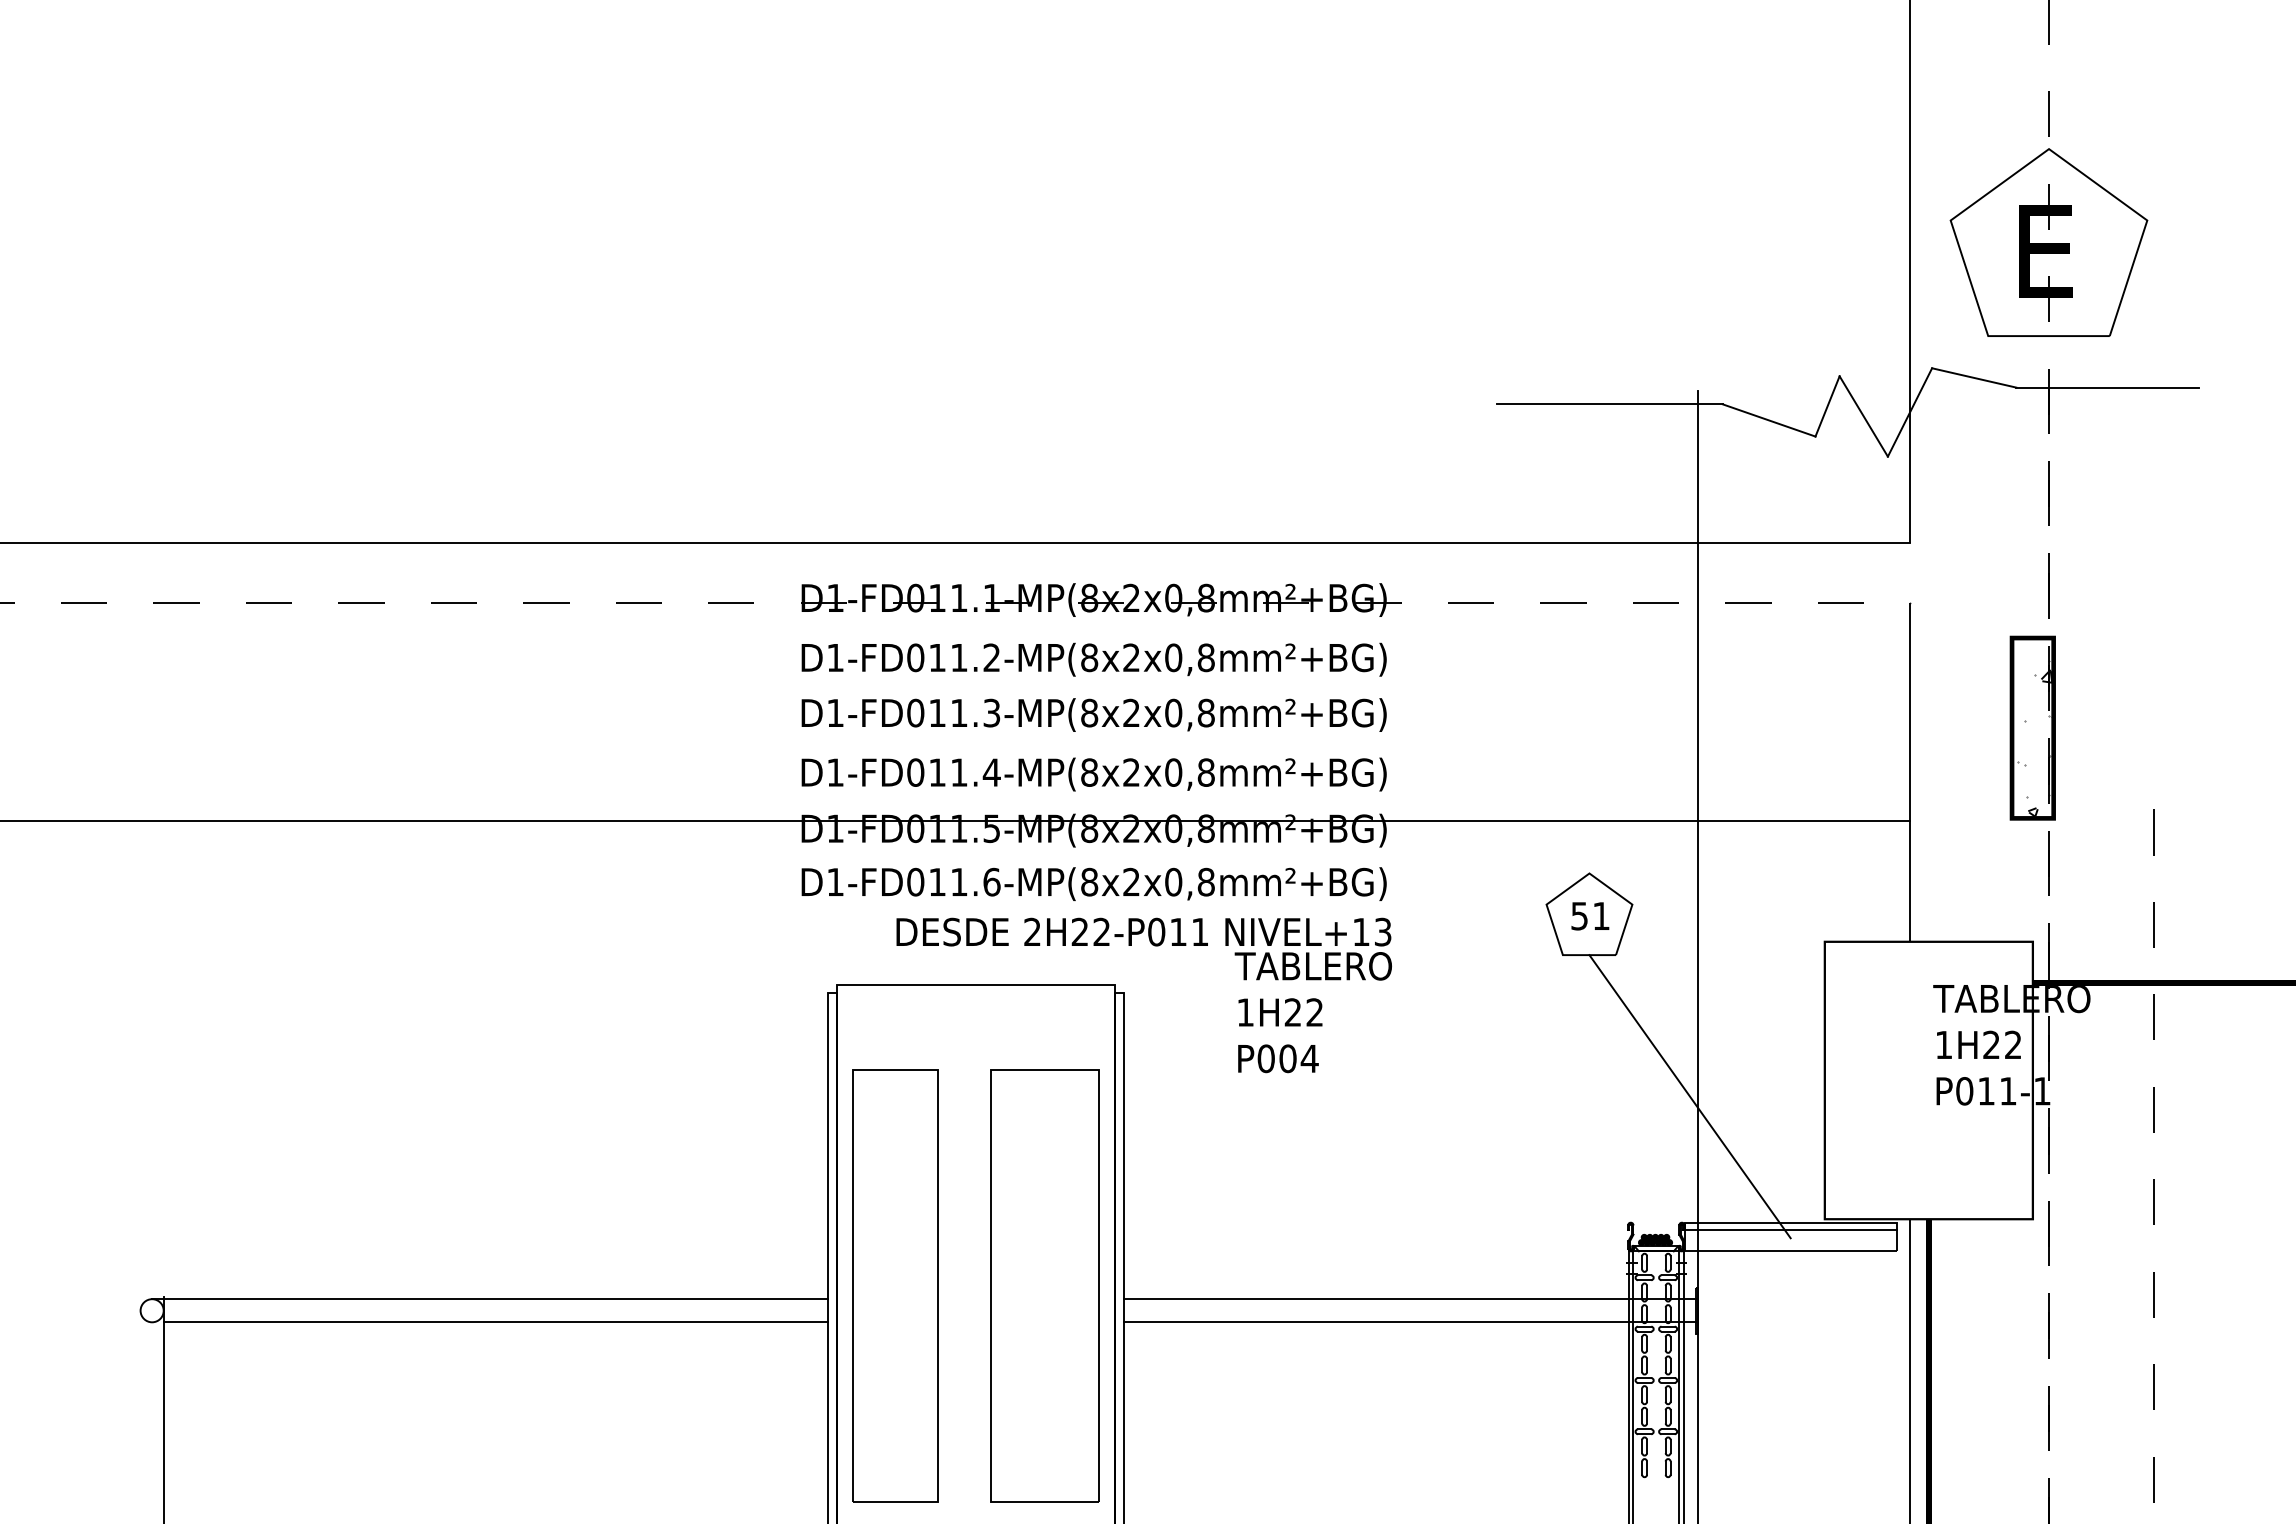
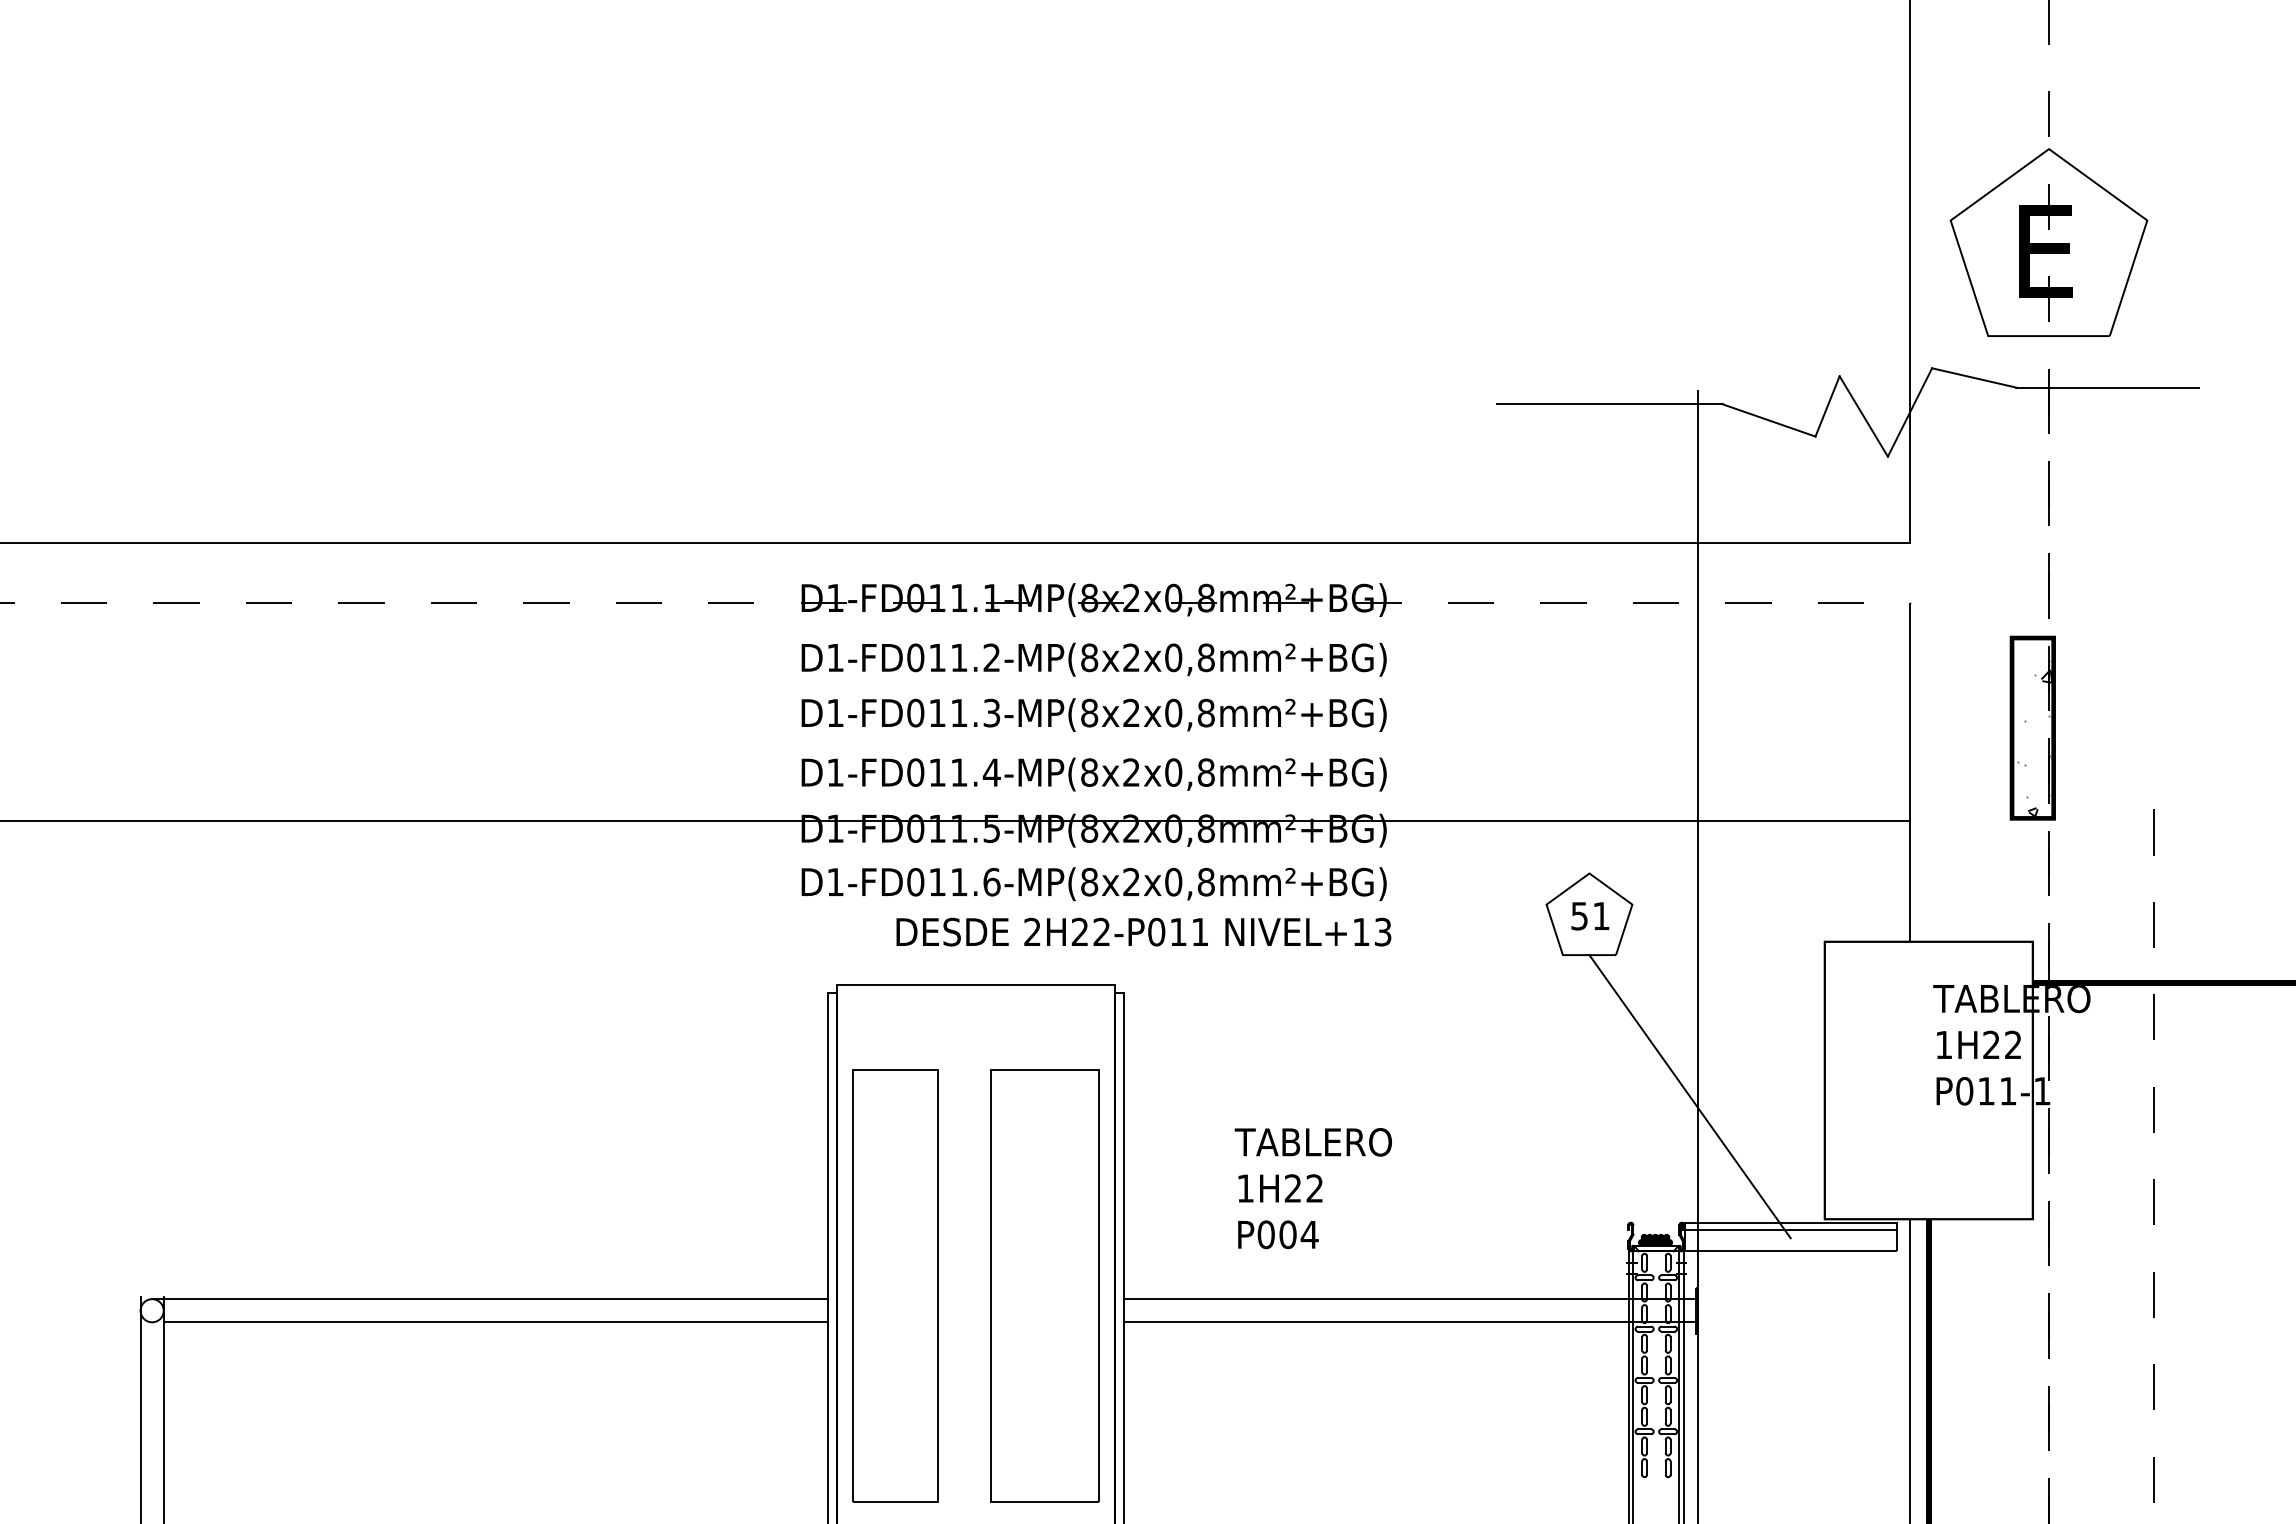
text position: (1312, 1012) -> (1312, 1188) (1312, 1188)
line: none -> present (140, 1408)
